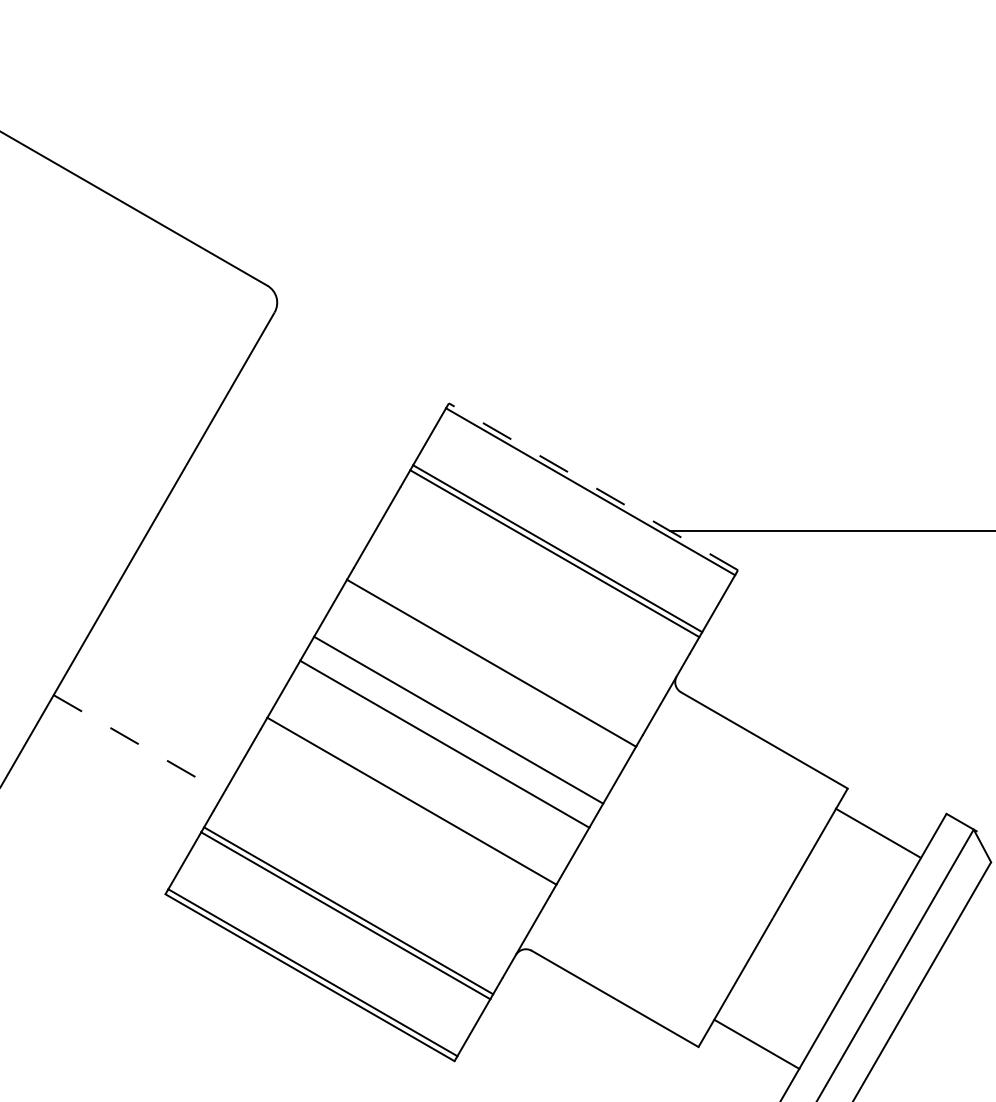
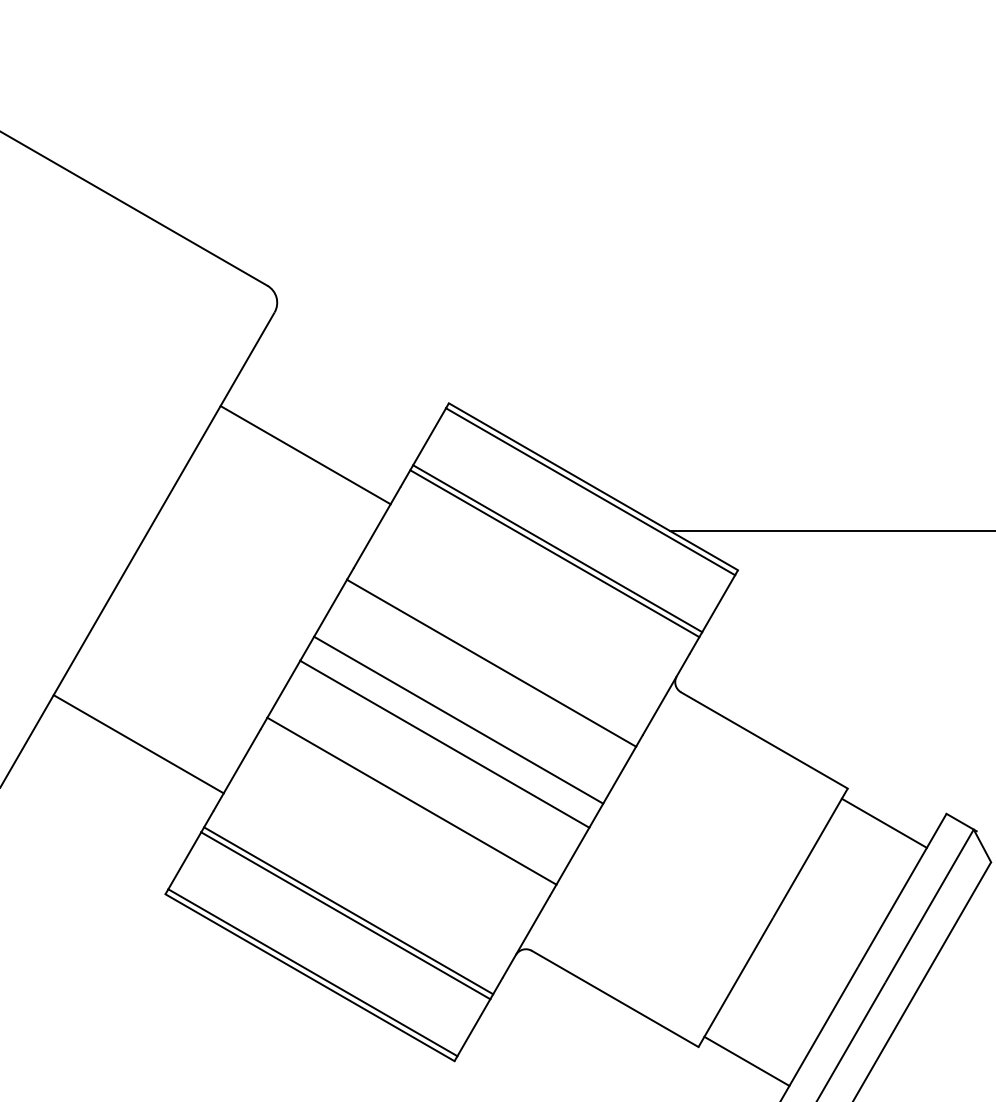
line: none -> present (305, 455)
line: dashed -> solid (593, 486)
line: dashed -> solid (139, 744)
line position: (877, 832) -> (883, 822) (883, 822)
line position: (756, 1043) -> (746, 1060) (746, 1060)
